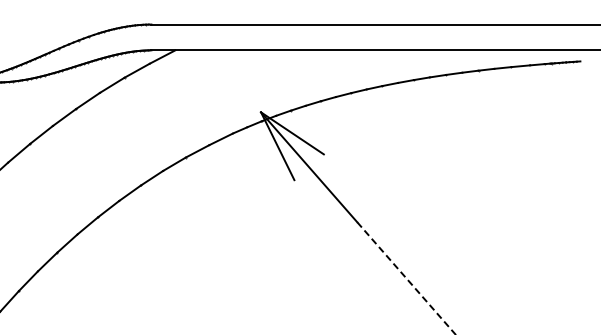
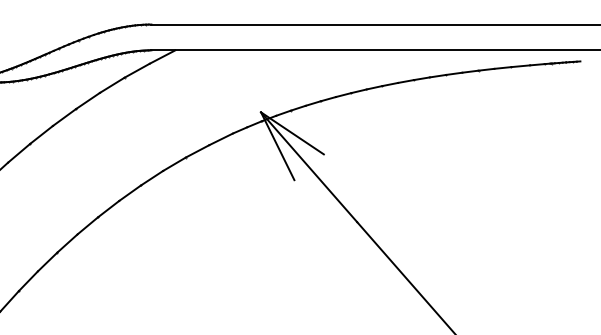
line: dashed -> solid (406, 278)
